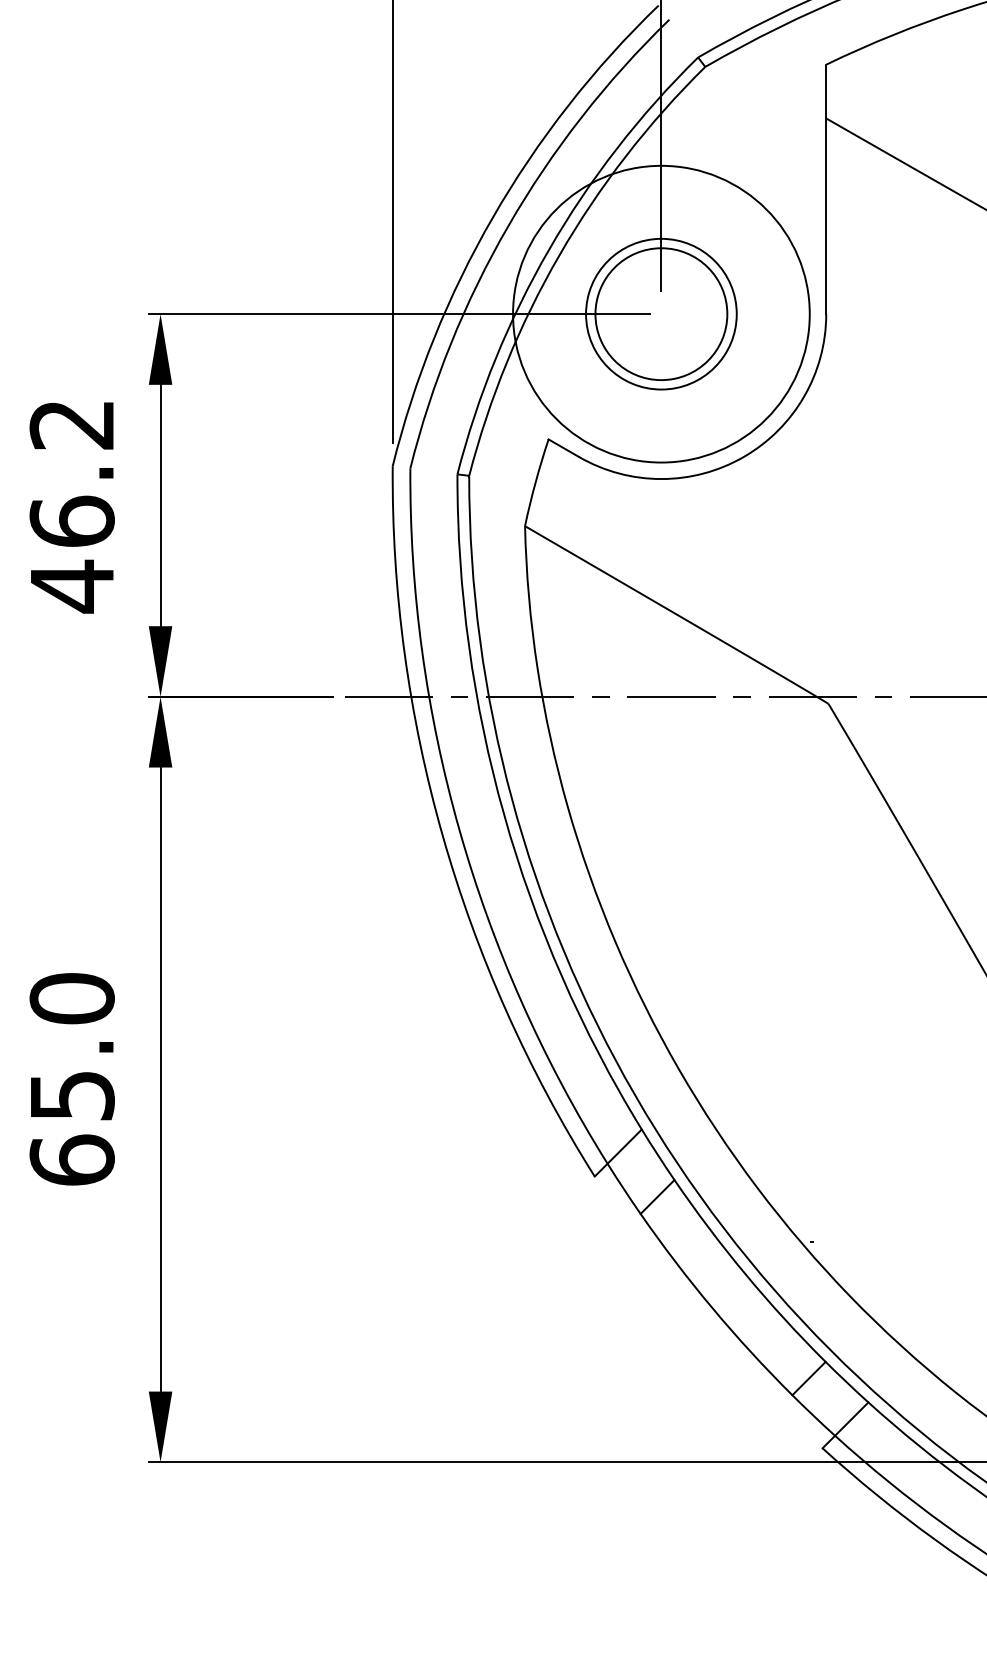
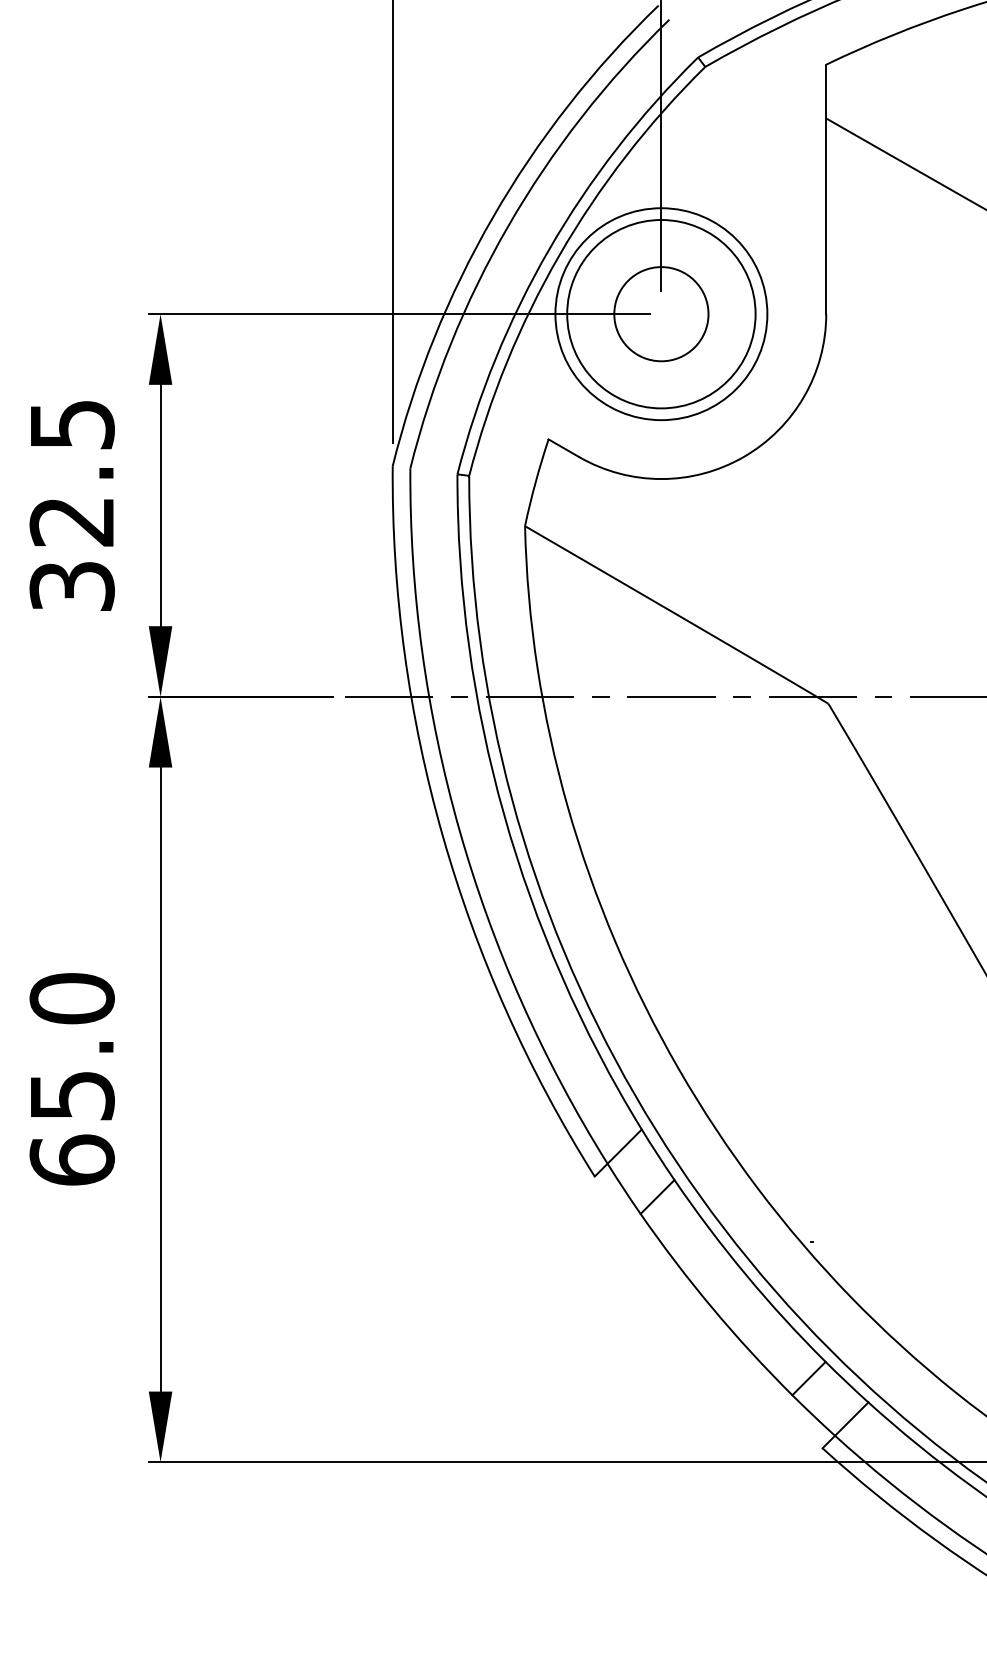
circle diameter: 151 px -> 94 px (661, 314)
circle diameter: 297 px -> 212 px (661, 314)
circle diameter: 132 px -> 188 px (661, 314)
text: 46.2 -> 32.5 (71, 507)
